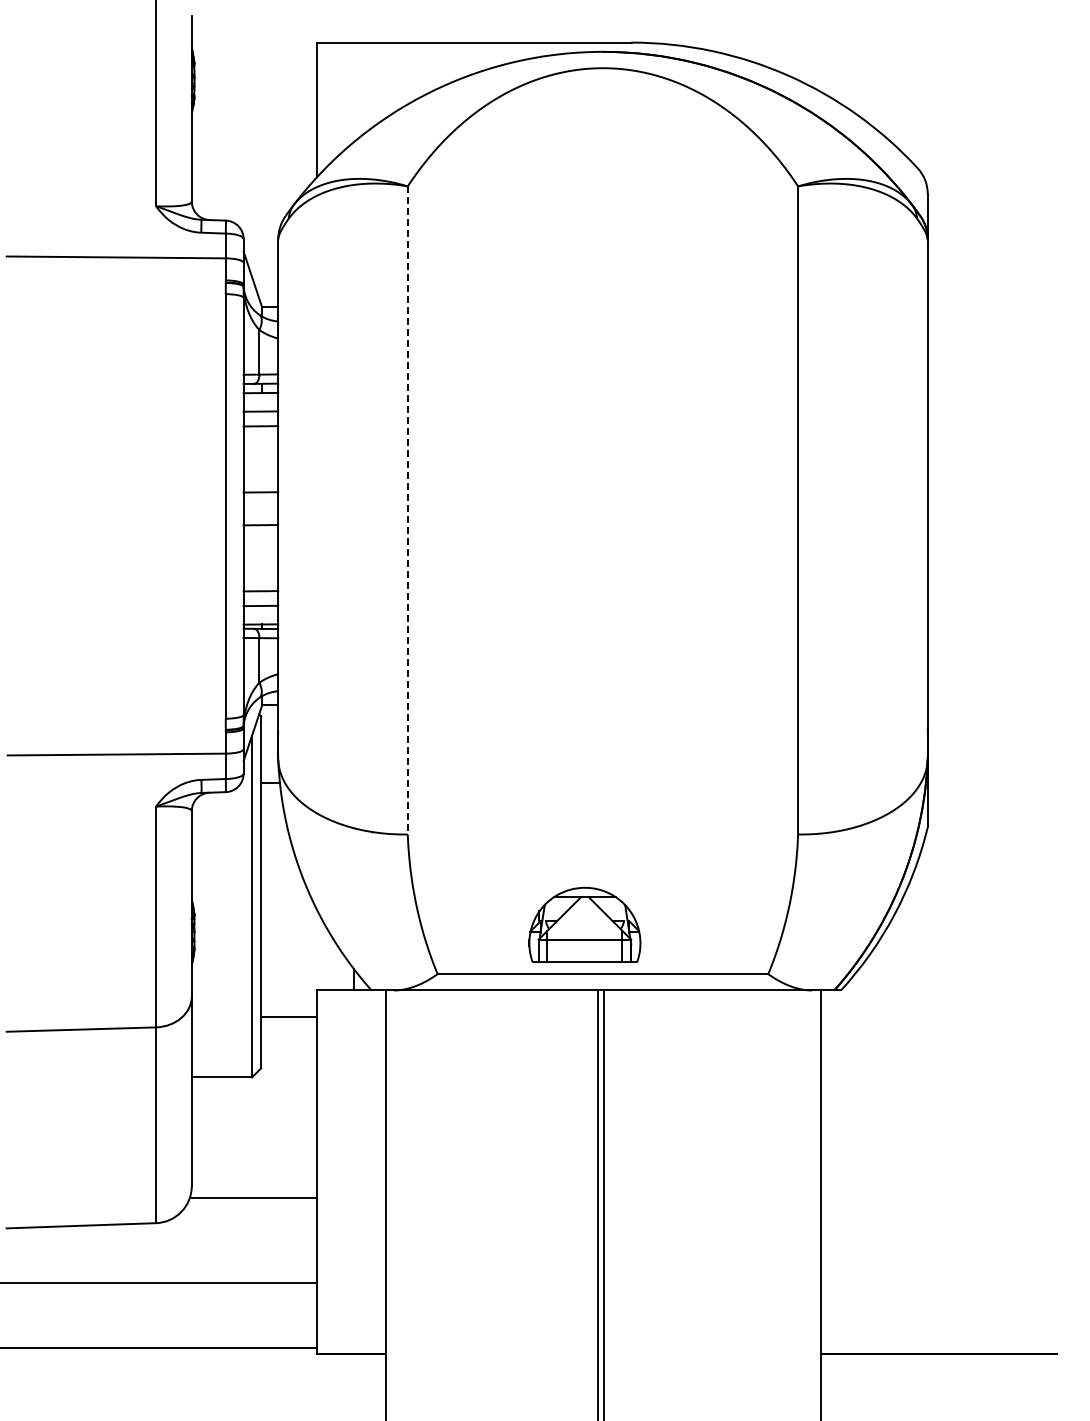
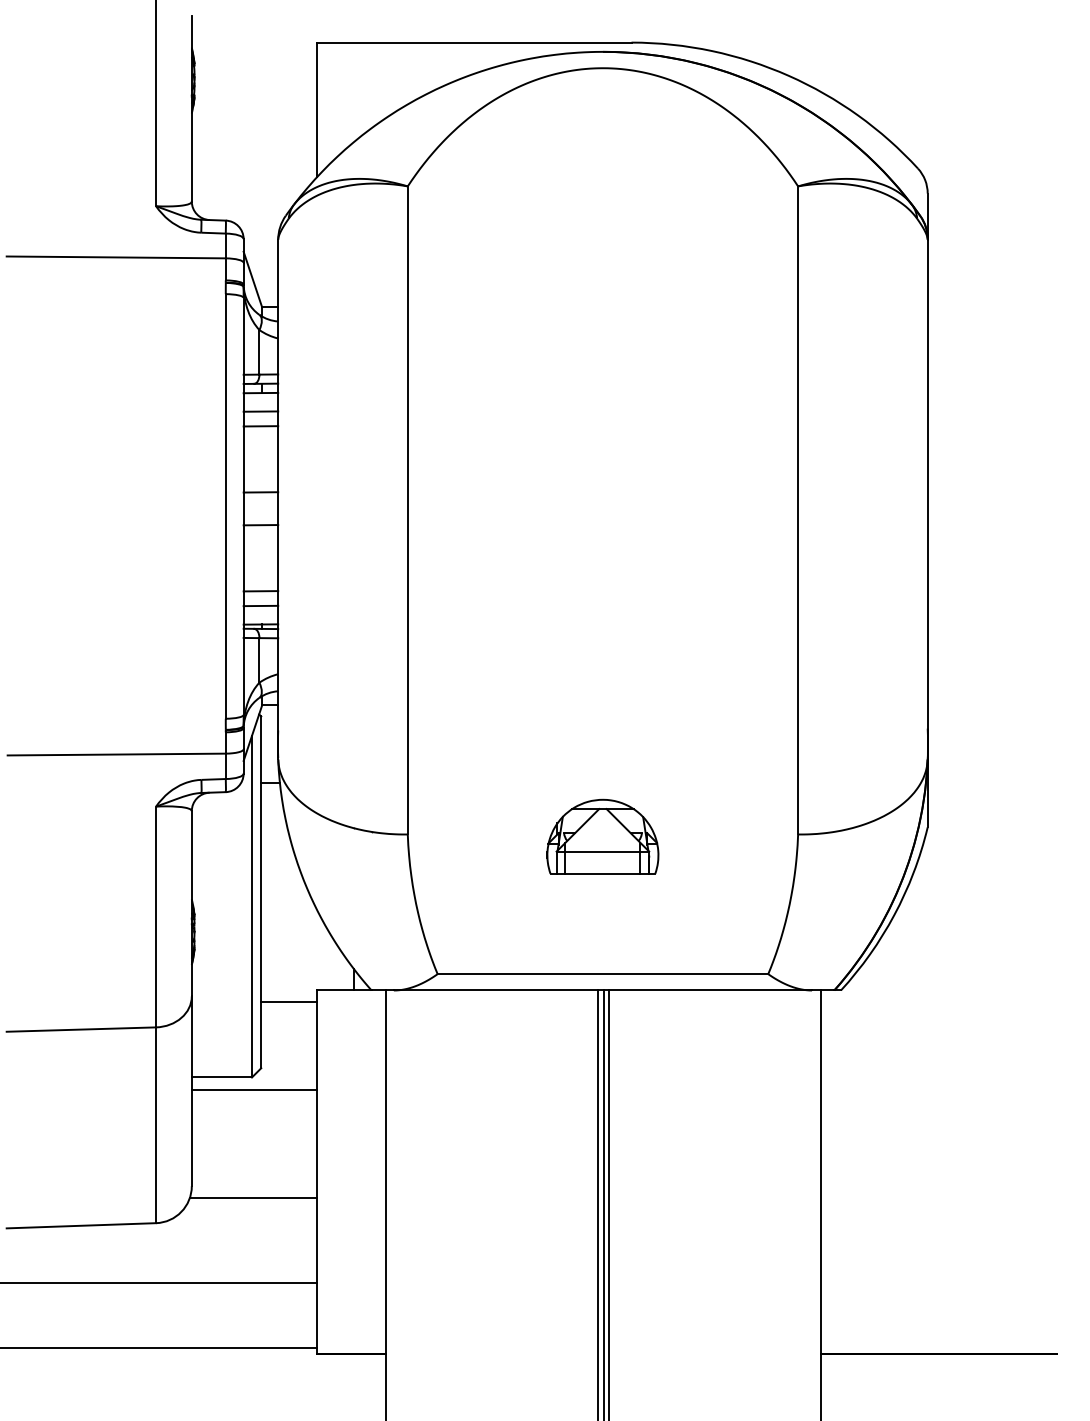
line: dashed -> solid (407, 510)
part position: (584, 924) -> (602, 836) (602, 836)
line position: (288, 1017) -> (288, 1002) (288, 1002)
line: none -> present (253, 1090)
line: none -> present (609, 1203)
